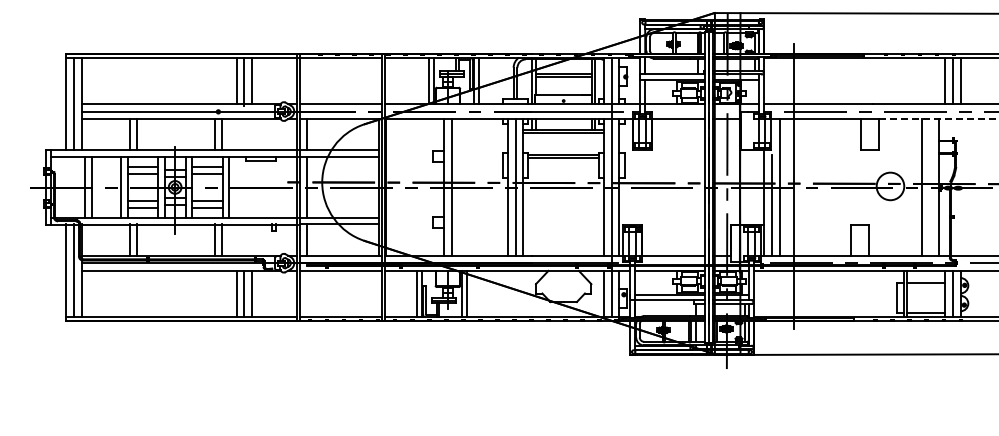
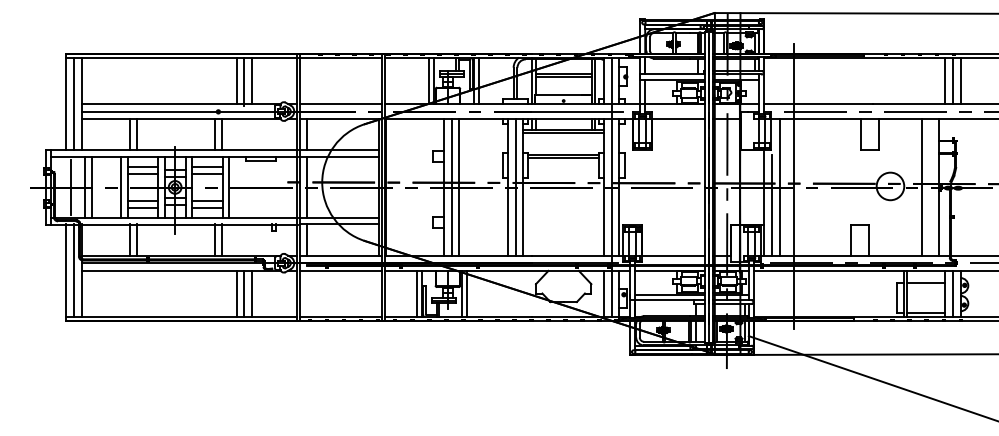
line: dashed -> solid (939, 119)
line: none -> present (71, 186)
line: none -> present (459, 187)
line: none -> present (871, 378)
